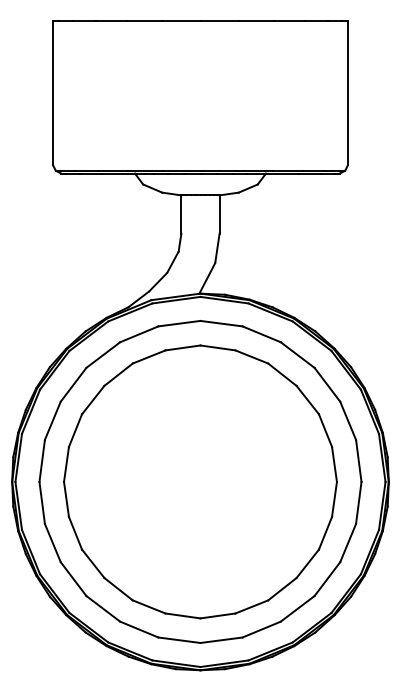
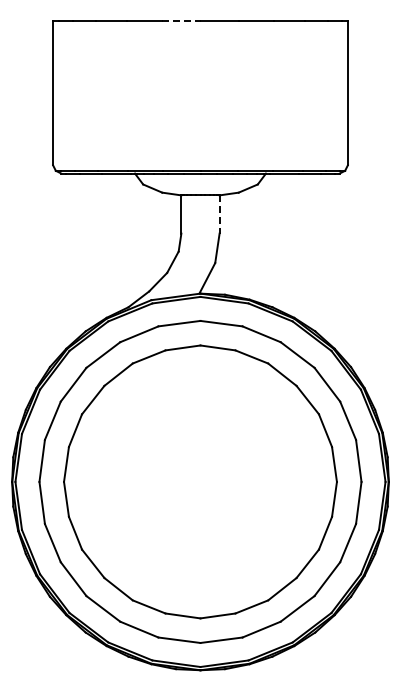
line: solid -> dashed (181, 20)
line: solid -> dashed (219, 214)
